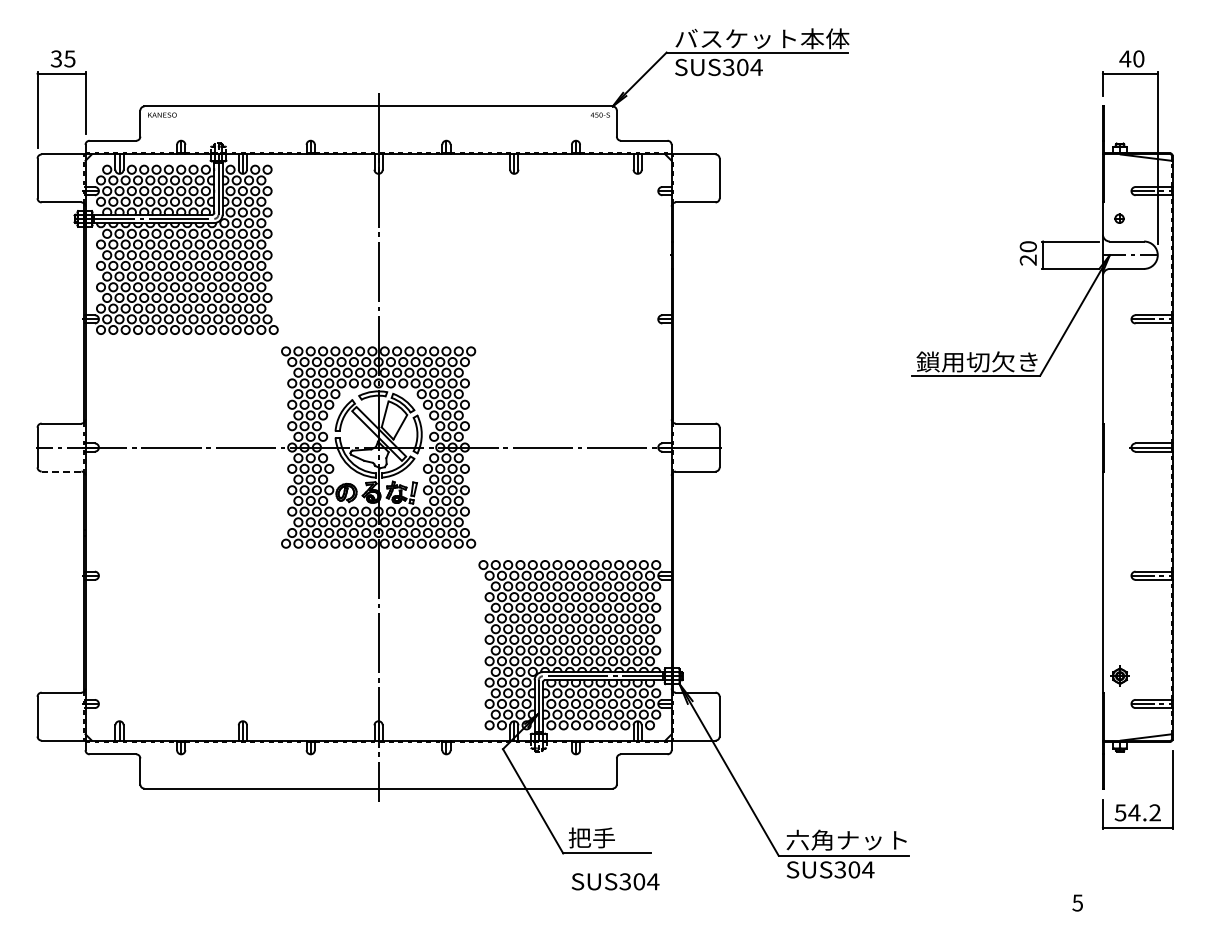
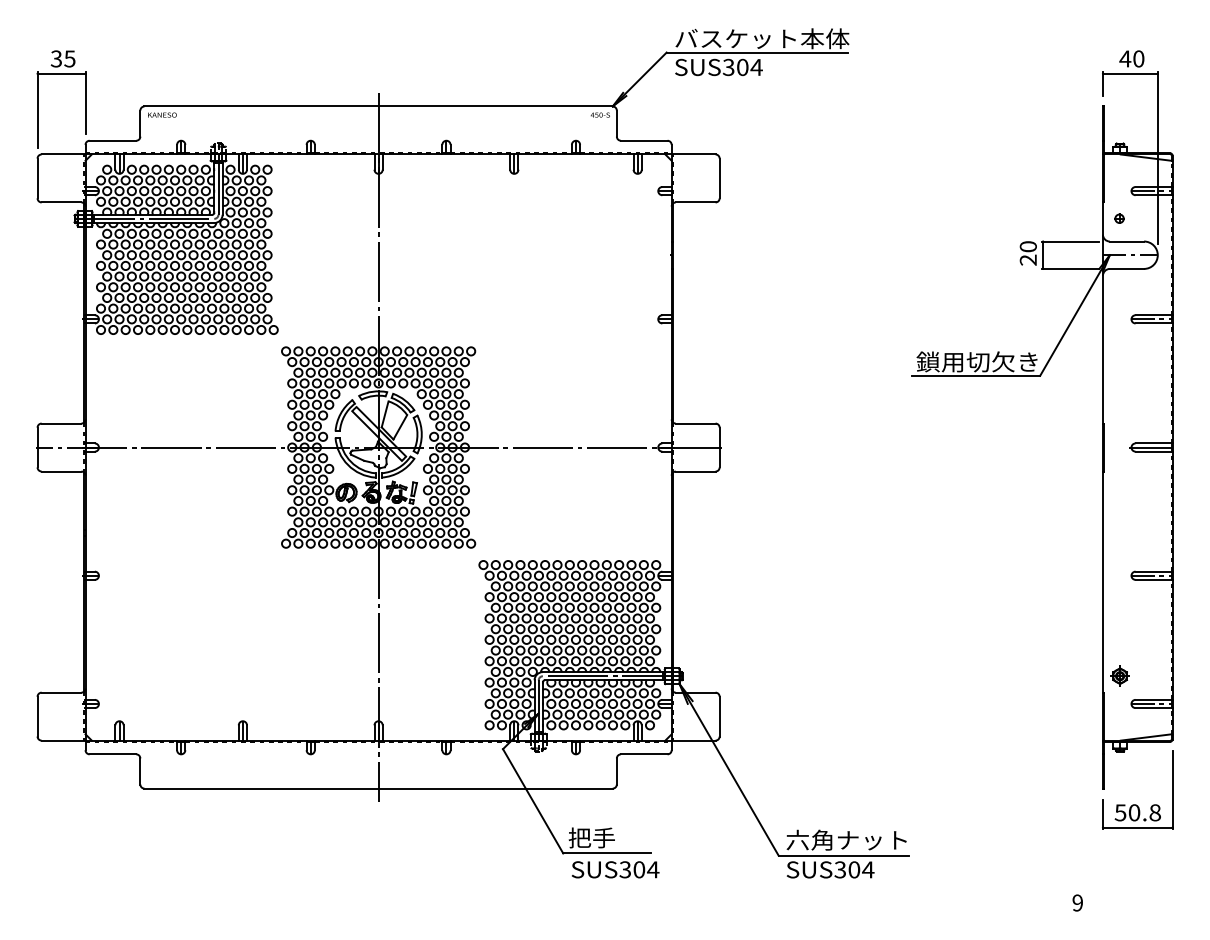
line: dashed -> solid (61, 471)
text: 54.2 -> 50.8 (1144, 812)
text position: (615, 881) -> (615, 869) (615, 869)
text: 5 -> 9 (1077, 902)
